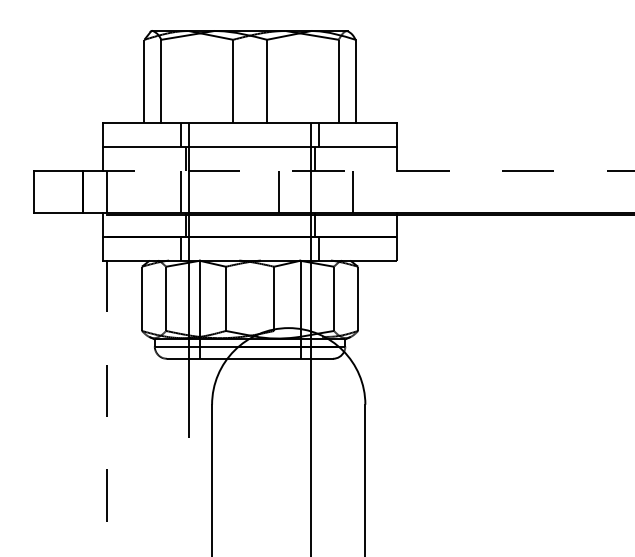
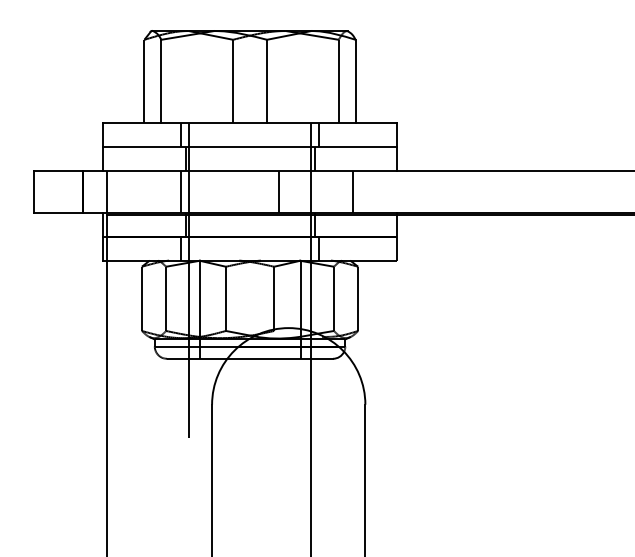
line: dashed -> solid (358, 171)
line: dashed -> solid (107, 385)
